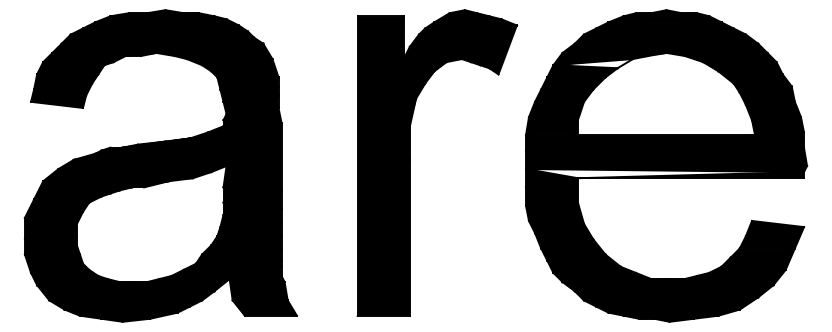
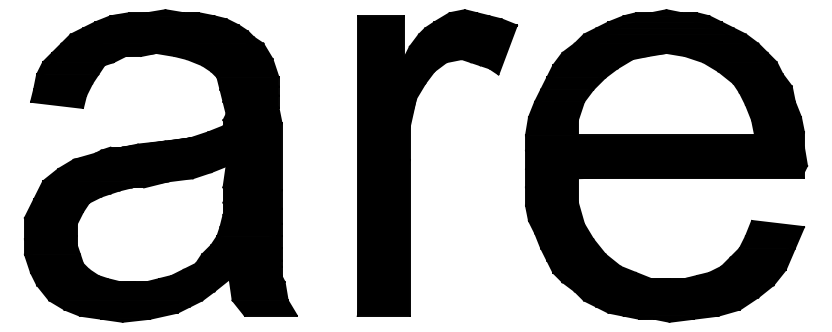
fill: none -> present (592, 63)
fill: none -> present (664, 173)
